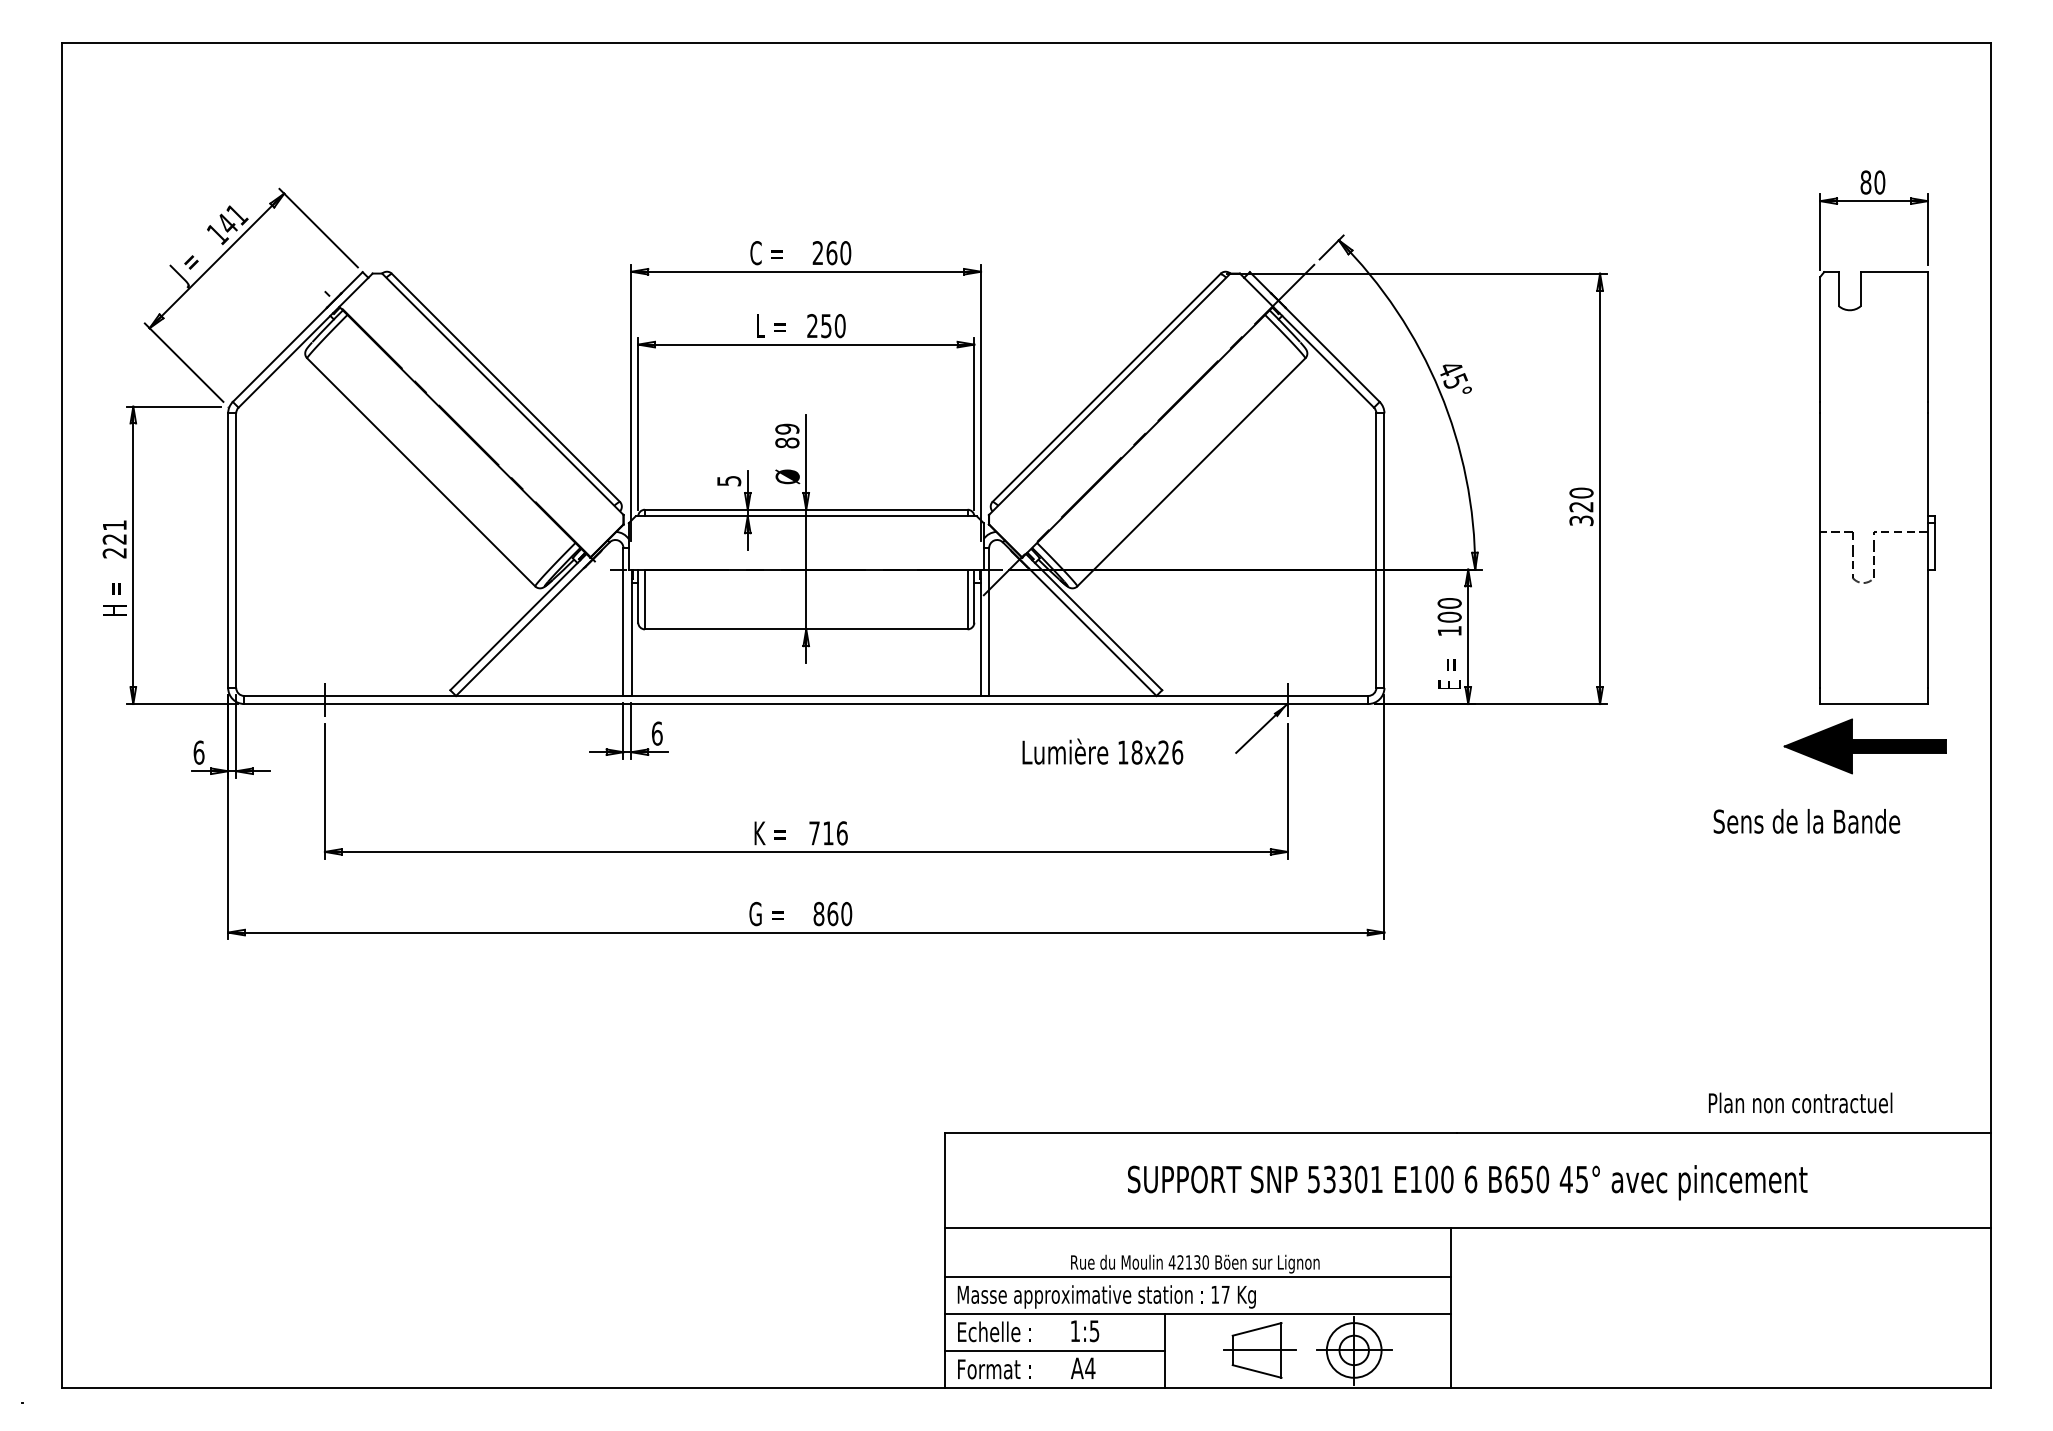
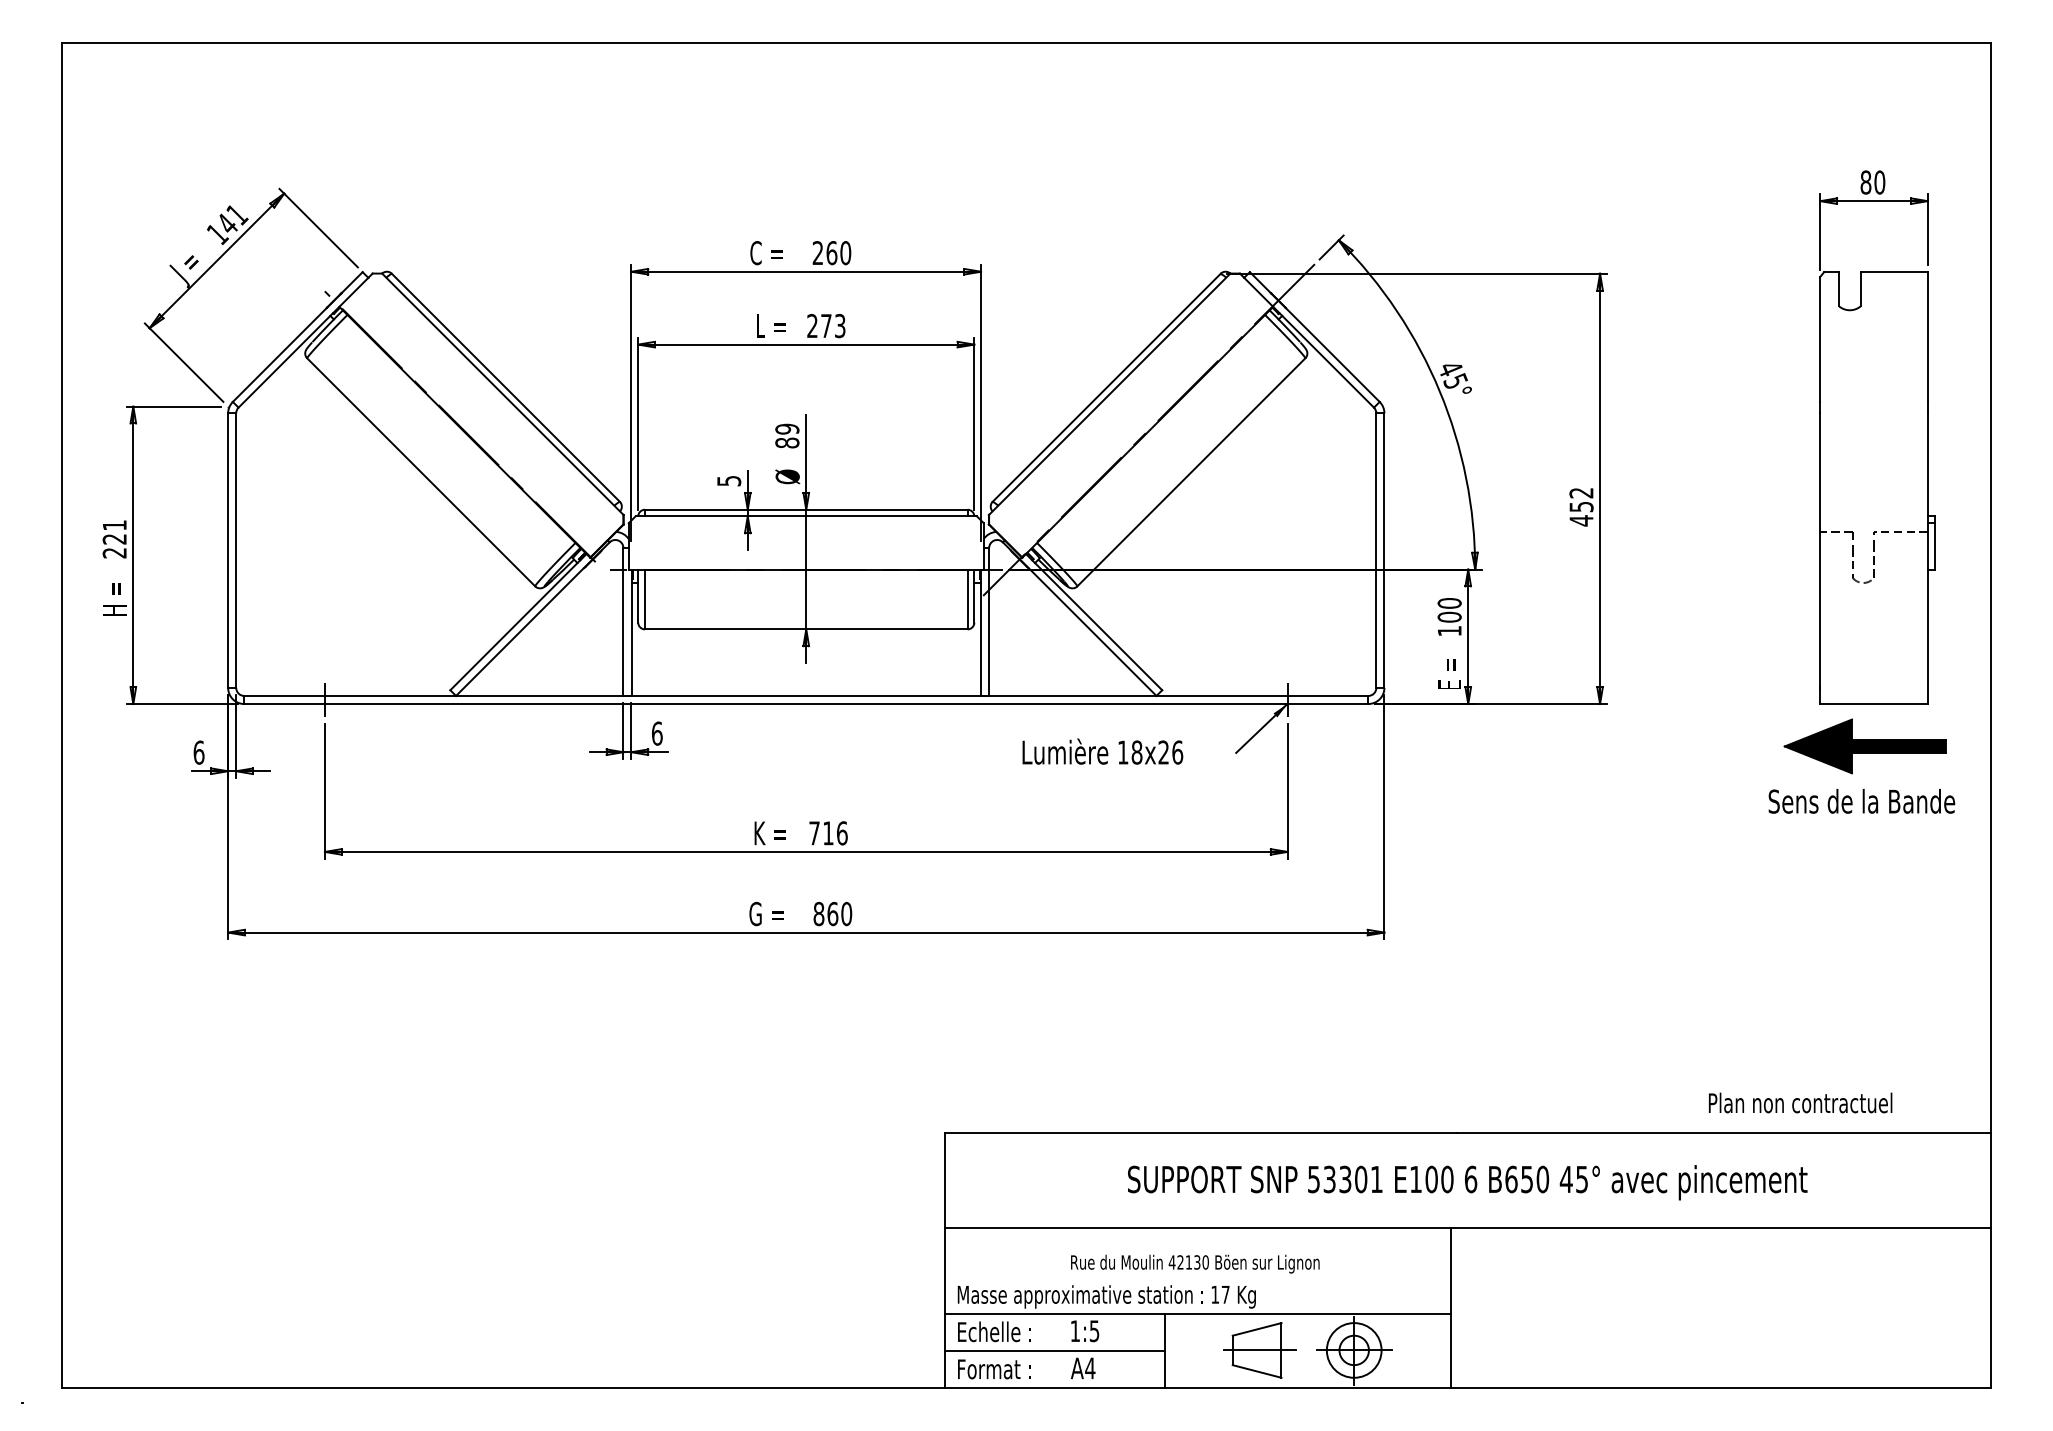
text: 250 -> 273 (833, 326)
text: 320 -> 452 (1581, 506)
text position: (1806, 821) -> (1861, 801) (1861, 801)
line: present -> none (1198, 1277)
